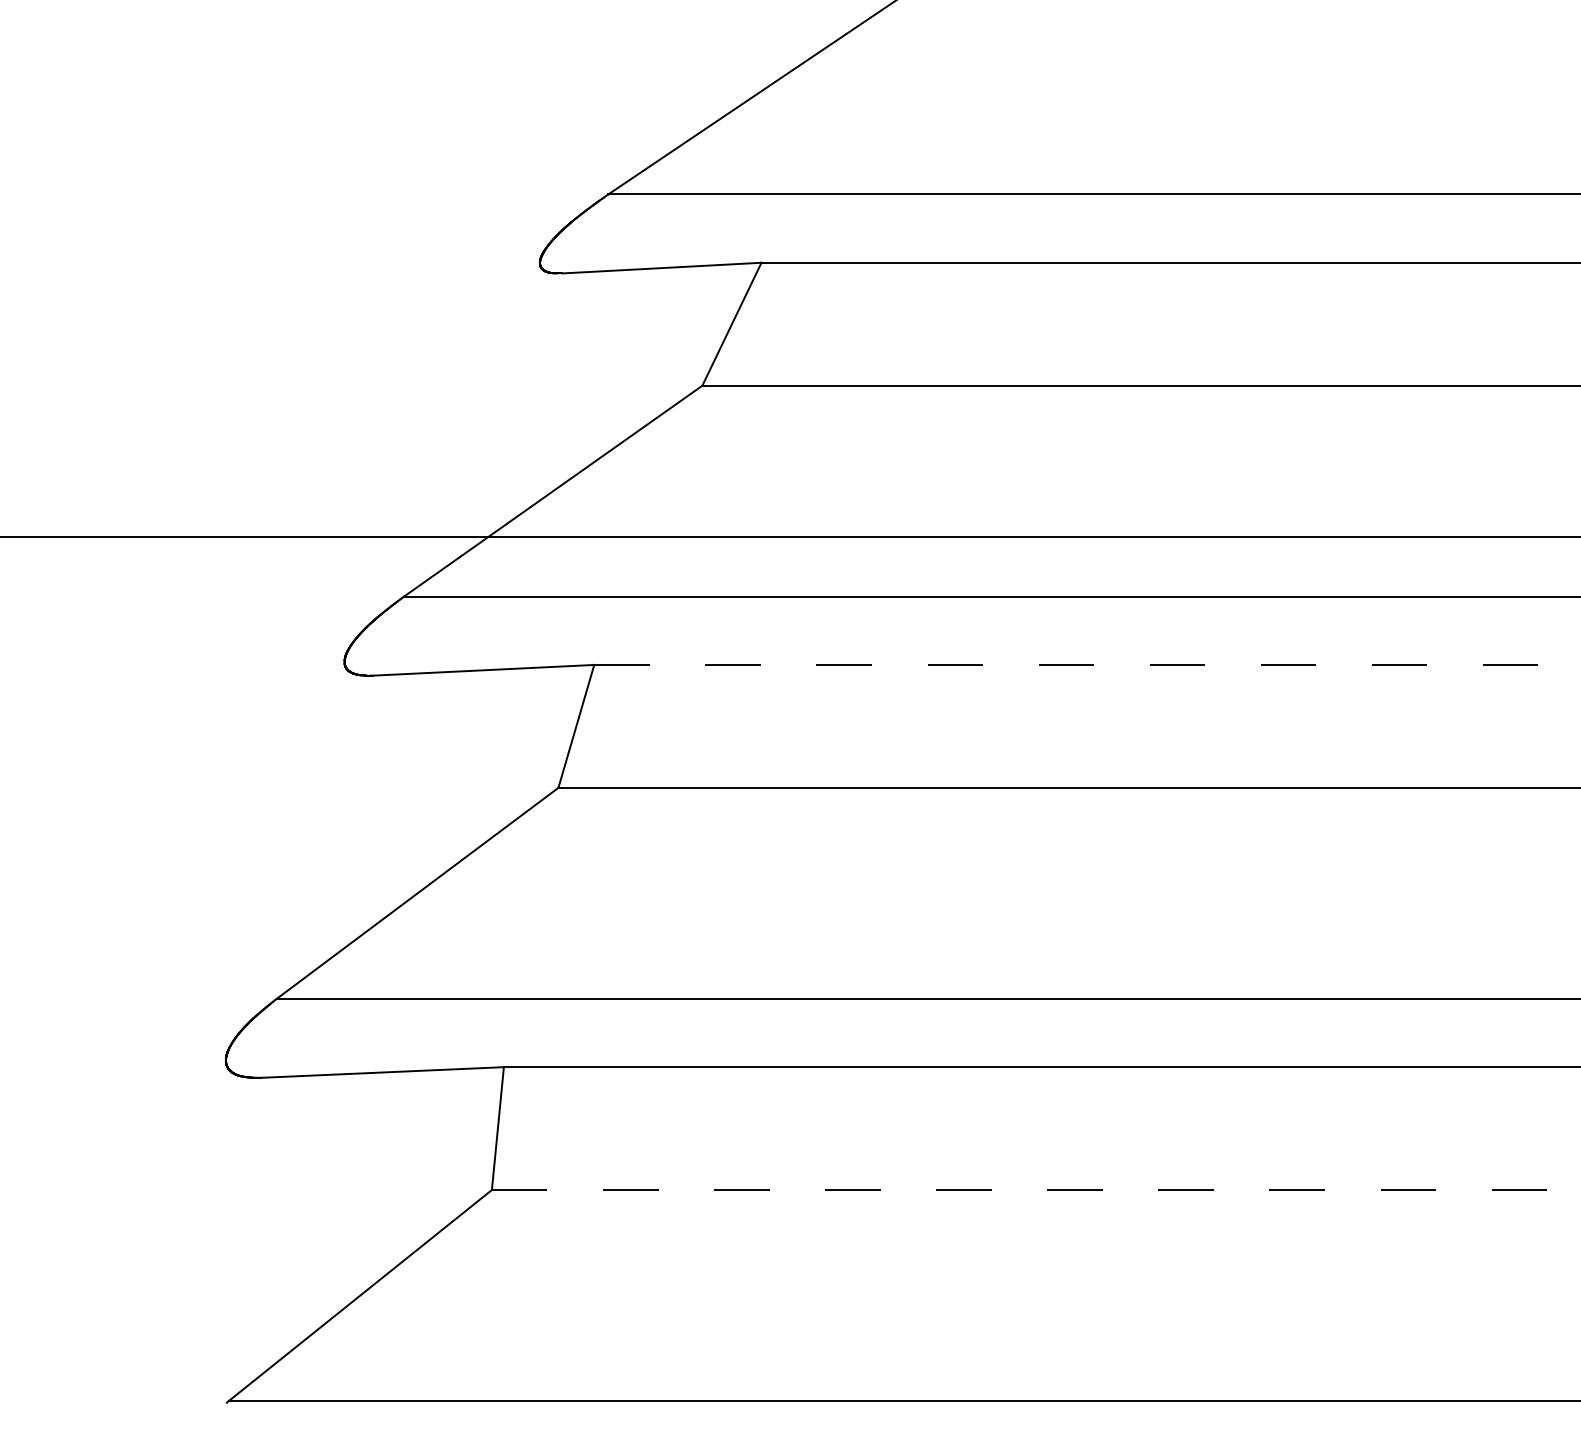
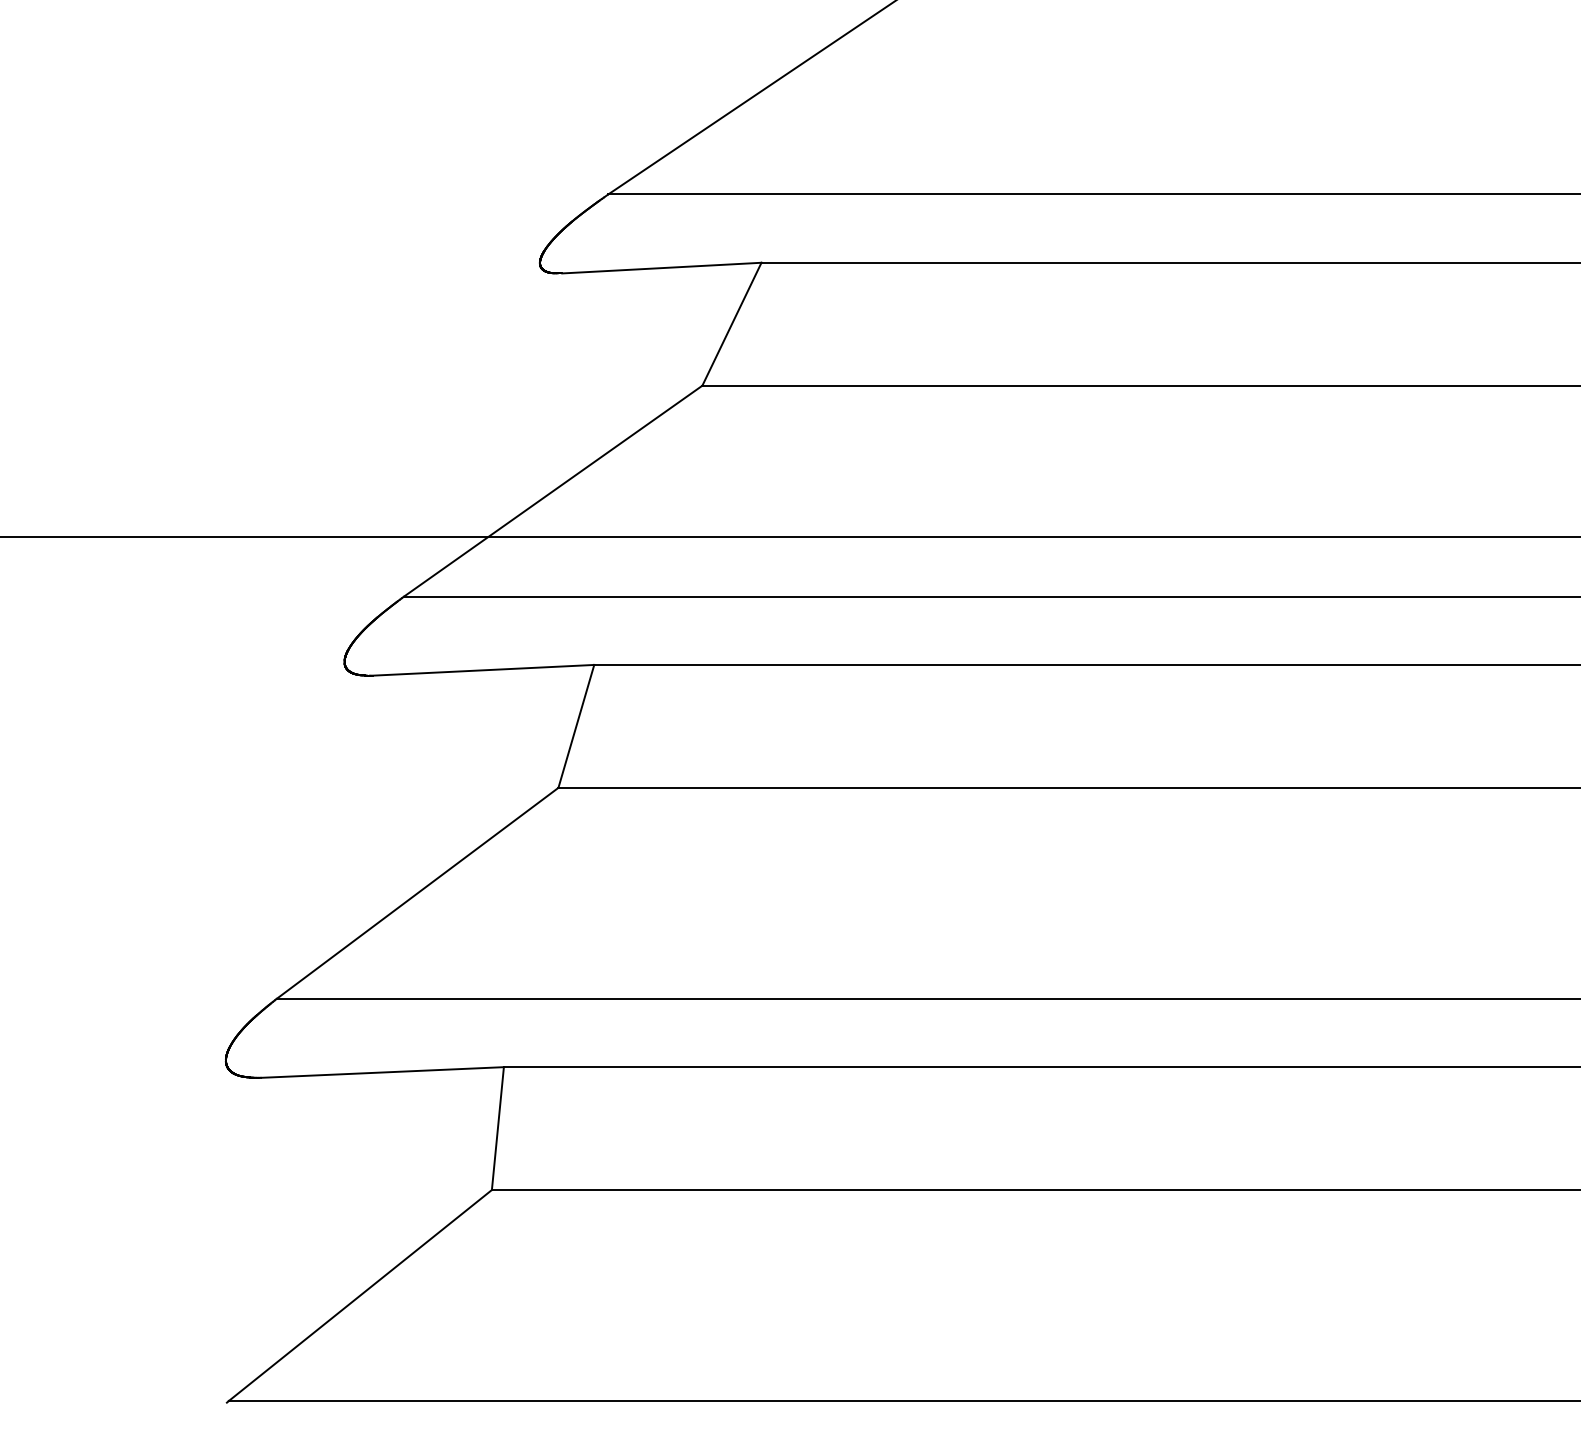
line: dashed -> solid (1087, 664)
line: dashed -> solid (1036, 1190)
